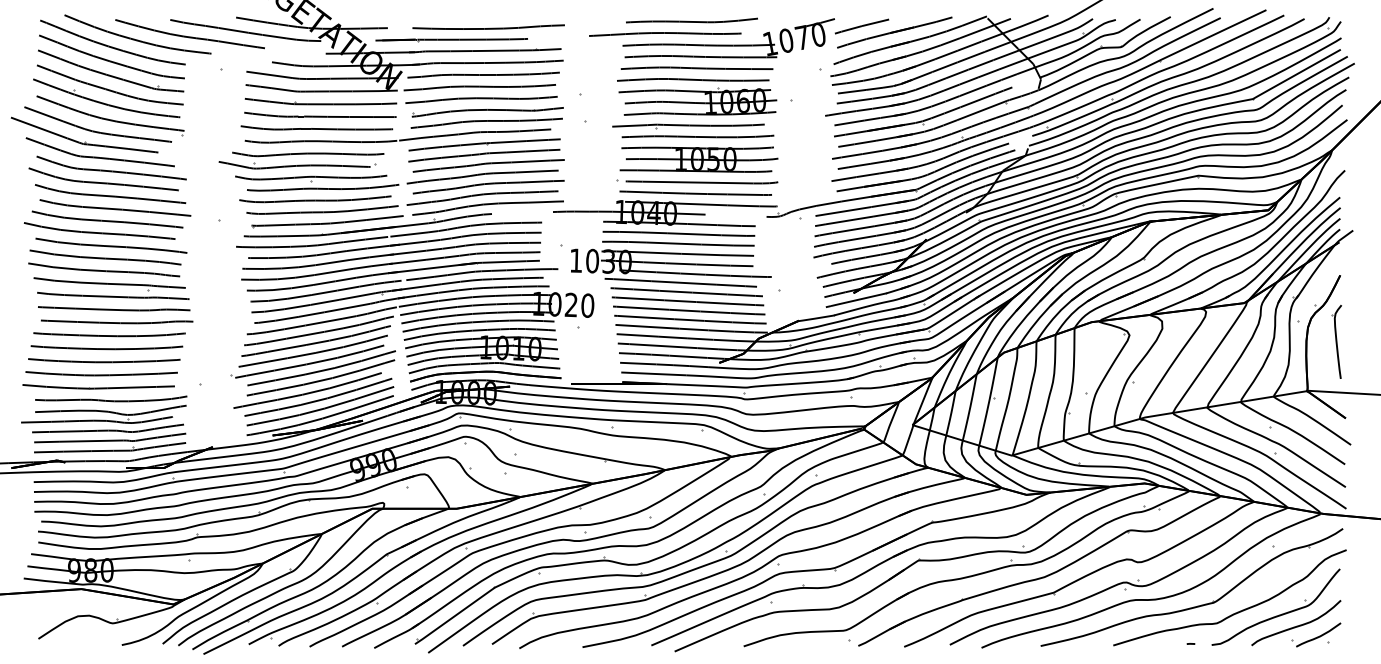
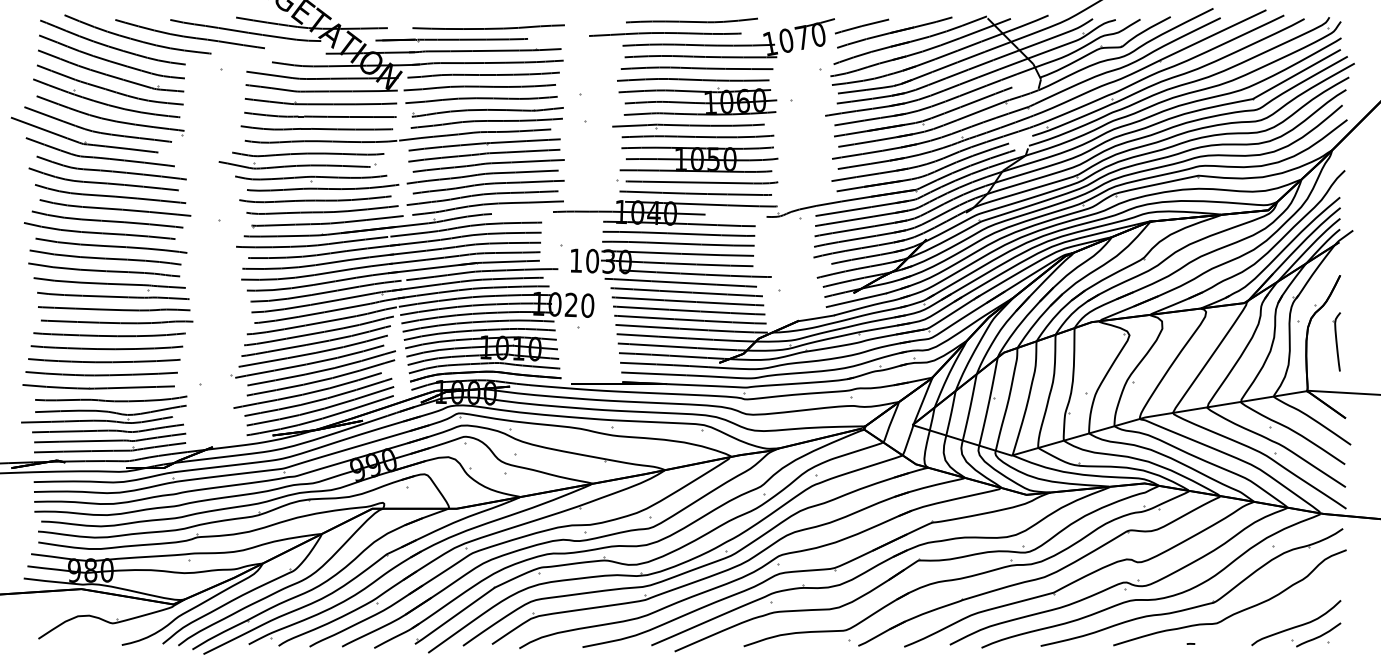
part size: 11x74 px -> 9x60 px (1336, 341)
part: present -> none (1279, 614)
